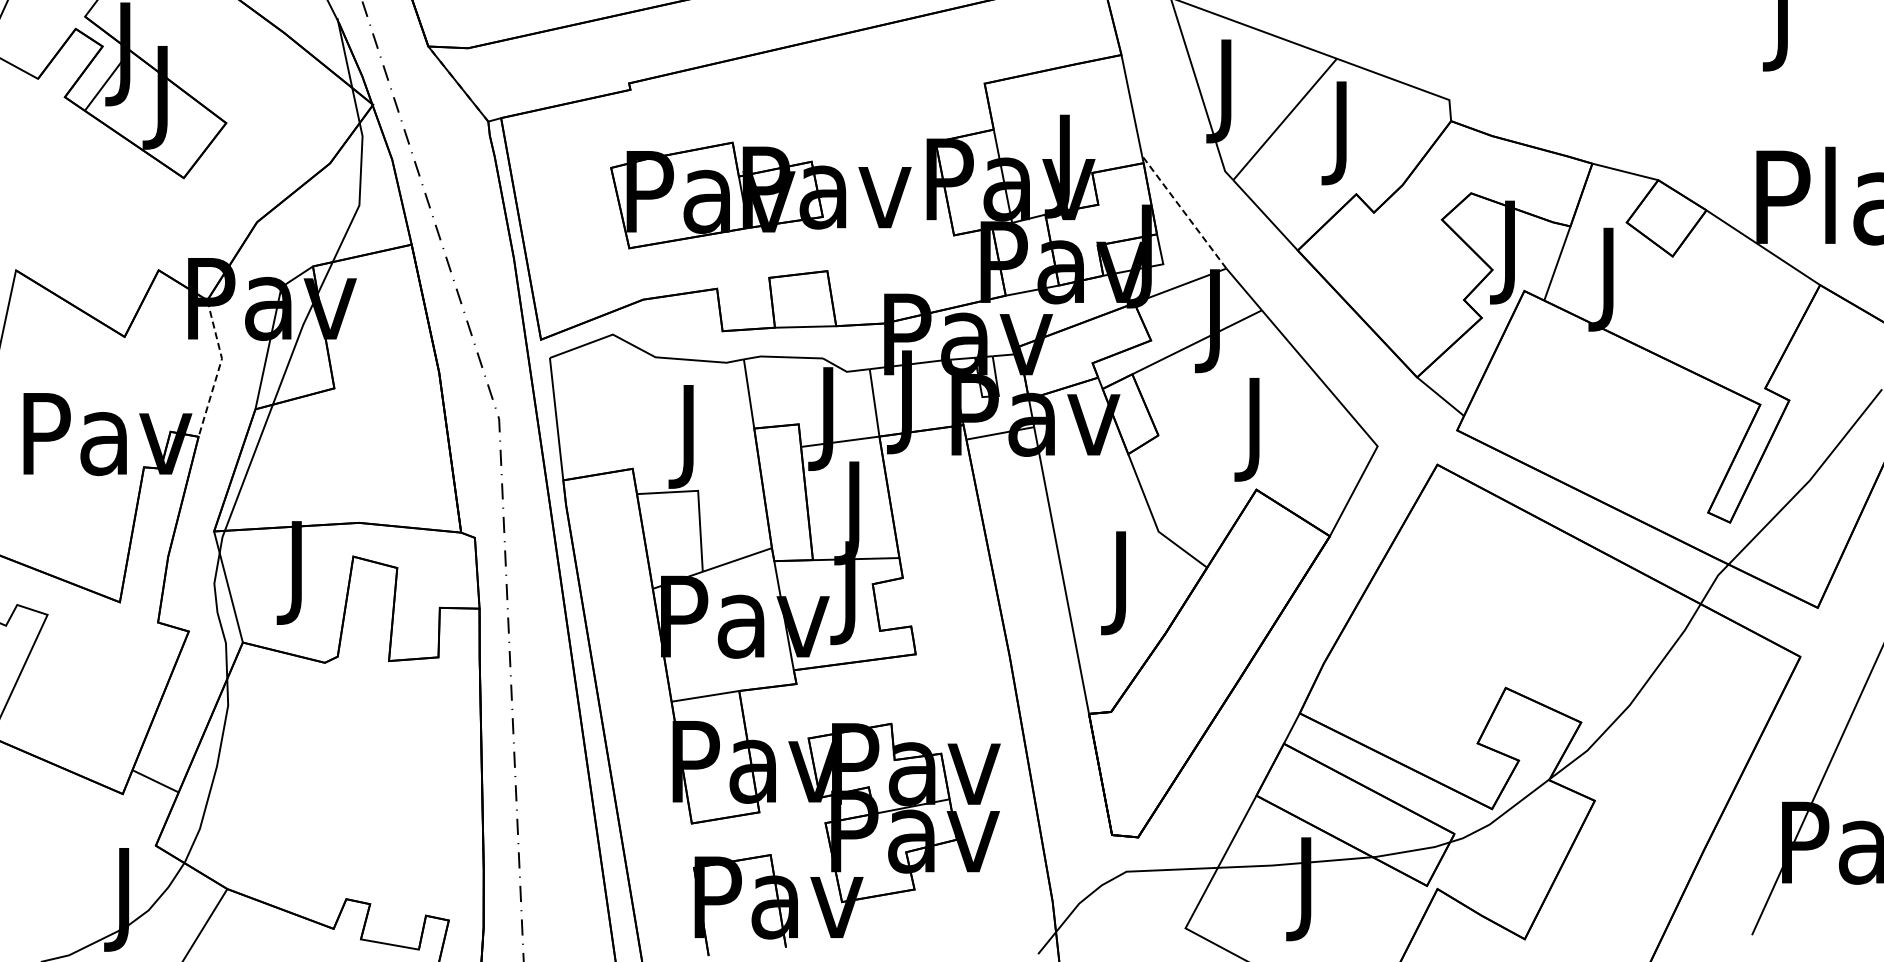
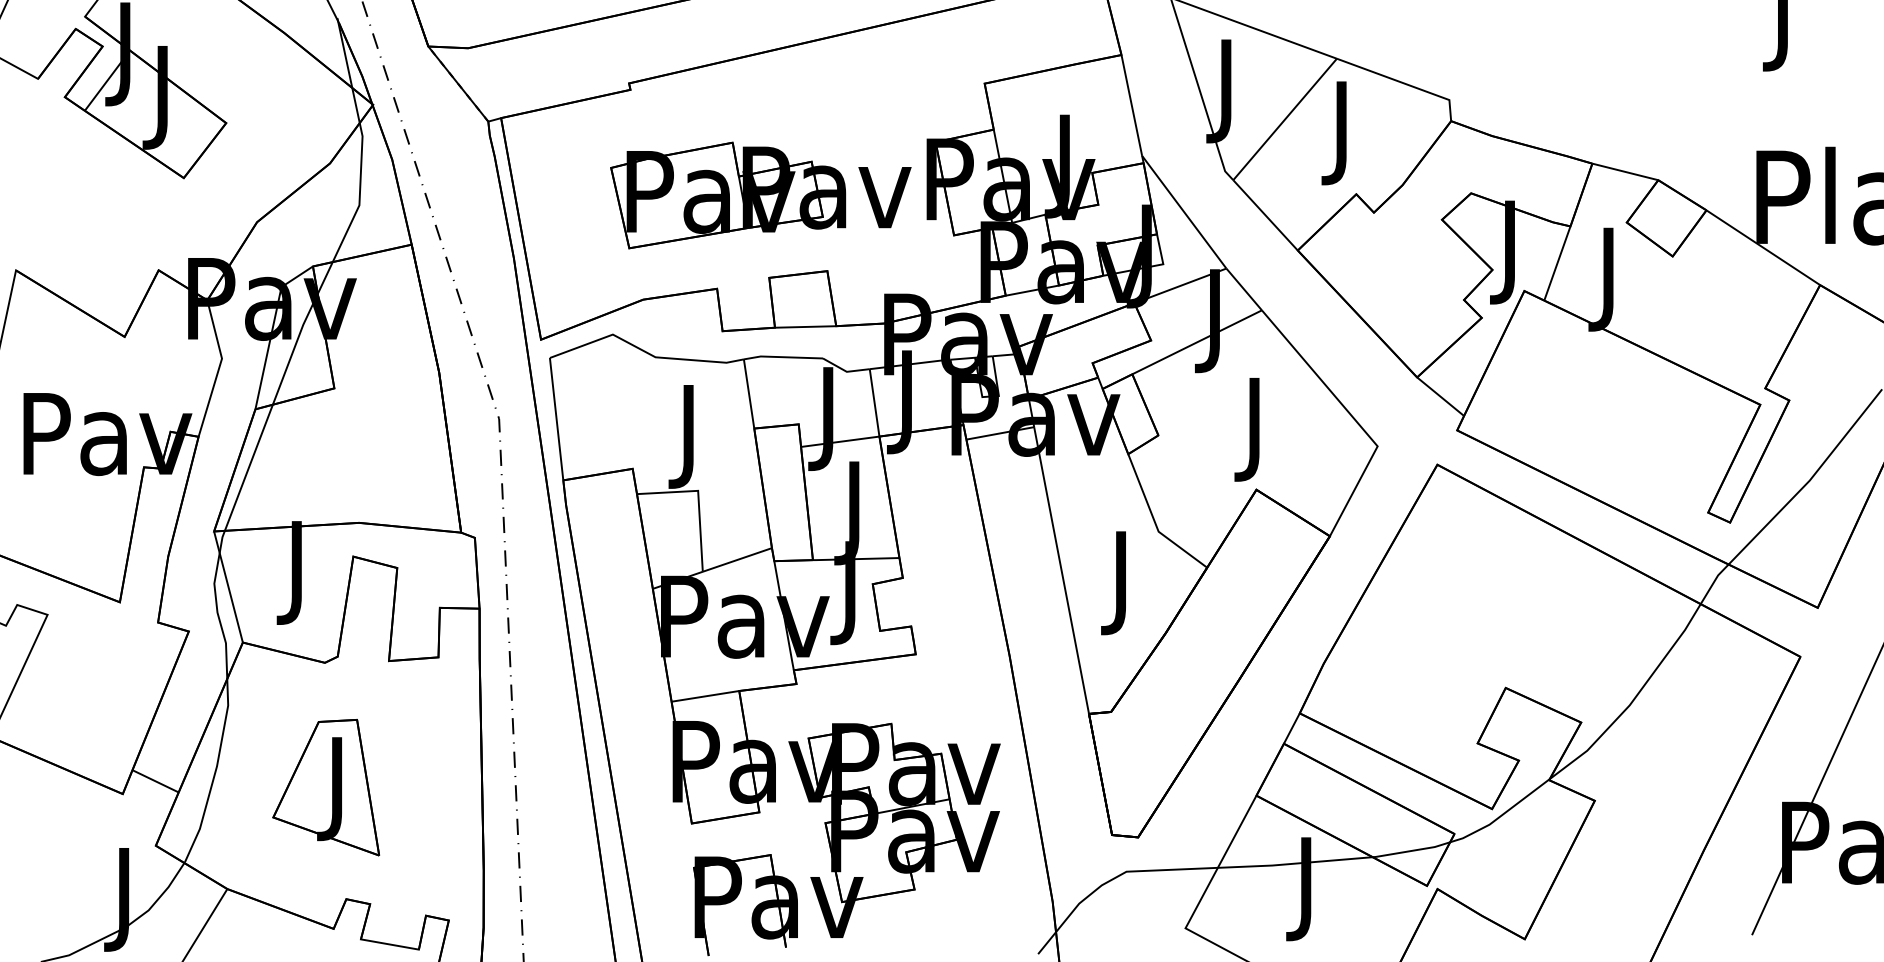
line: dashed -> solid (1183, 211)
line: dashed -> solid (219, 368)
part: none -> present (326, 787)
